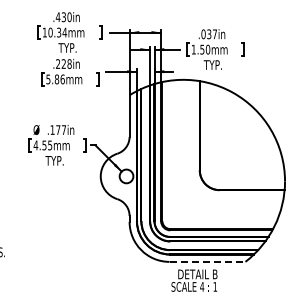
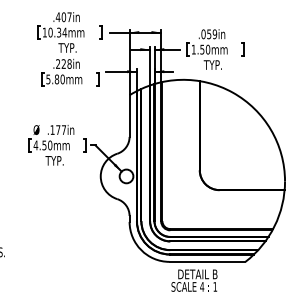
text: .430in -> .407in (66, 17)
text: .037in -> .059in (212, 34)
text: 5.86mm -> 5.80mm (62, 78)
text: 4.55mm -> 4.50mm (50, 145)
line: dashed -> solid (207, 261)
